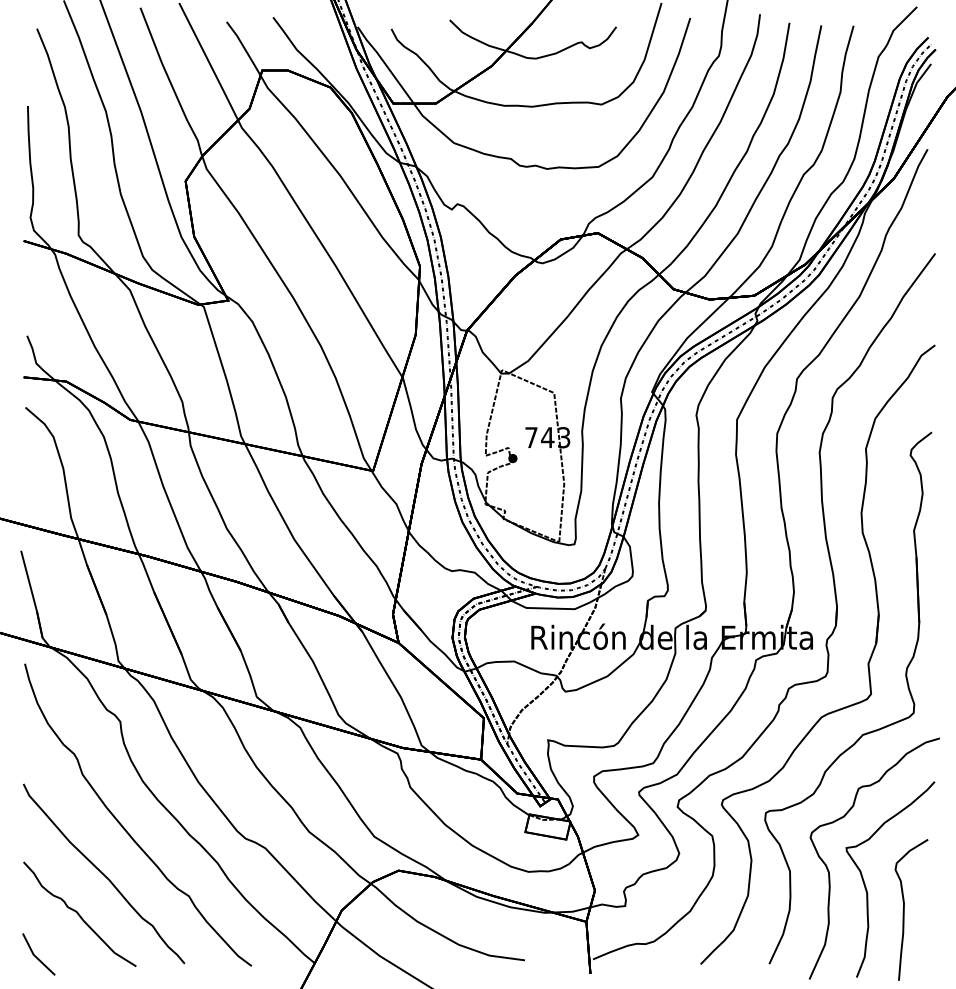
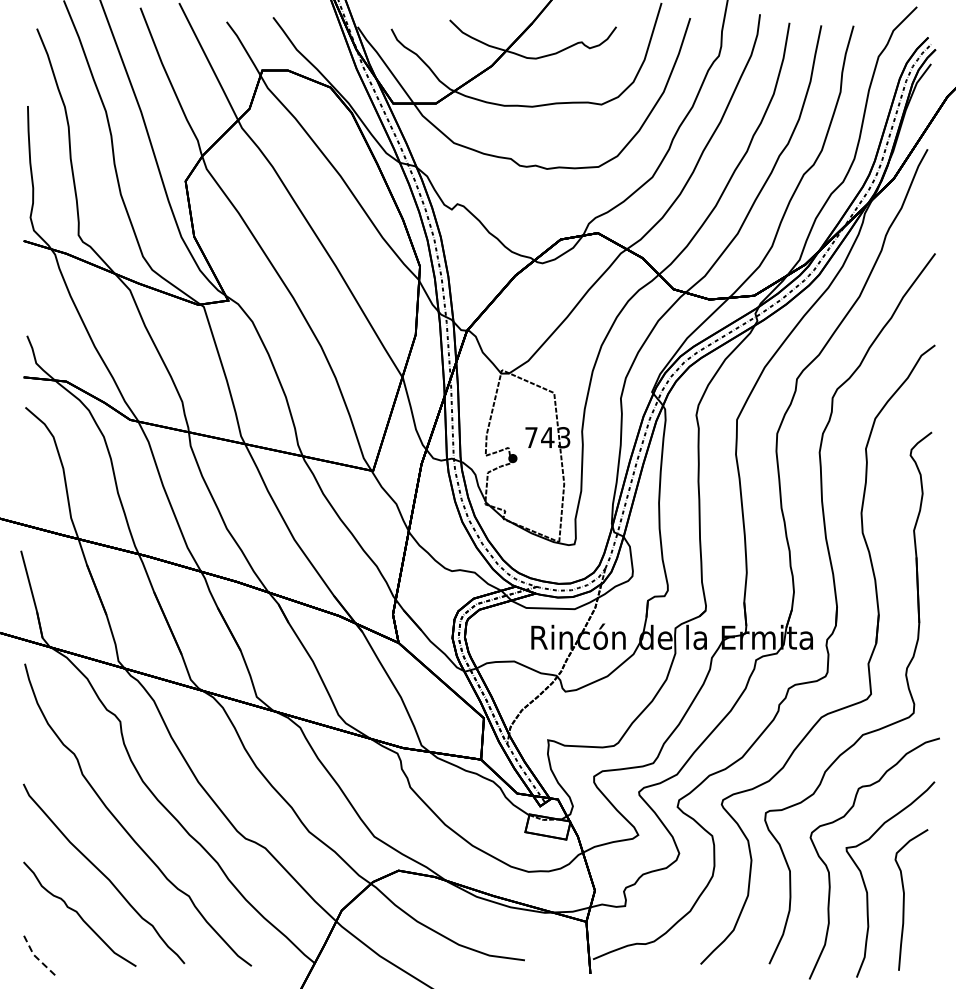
curve position: (904, 909) -> (904, 899) (904, 899)
line: solid -> dashed (35, 956)
